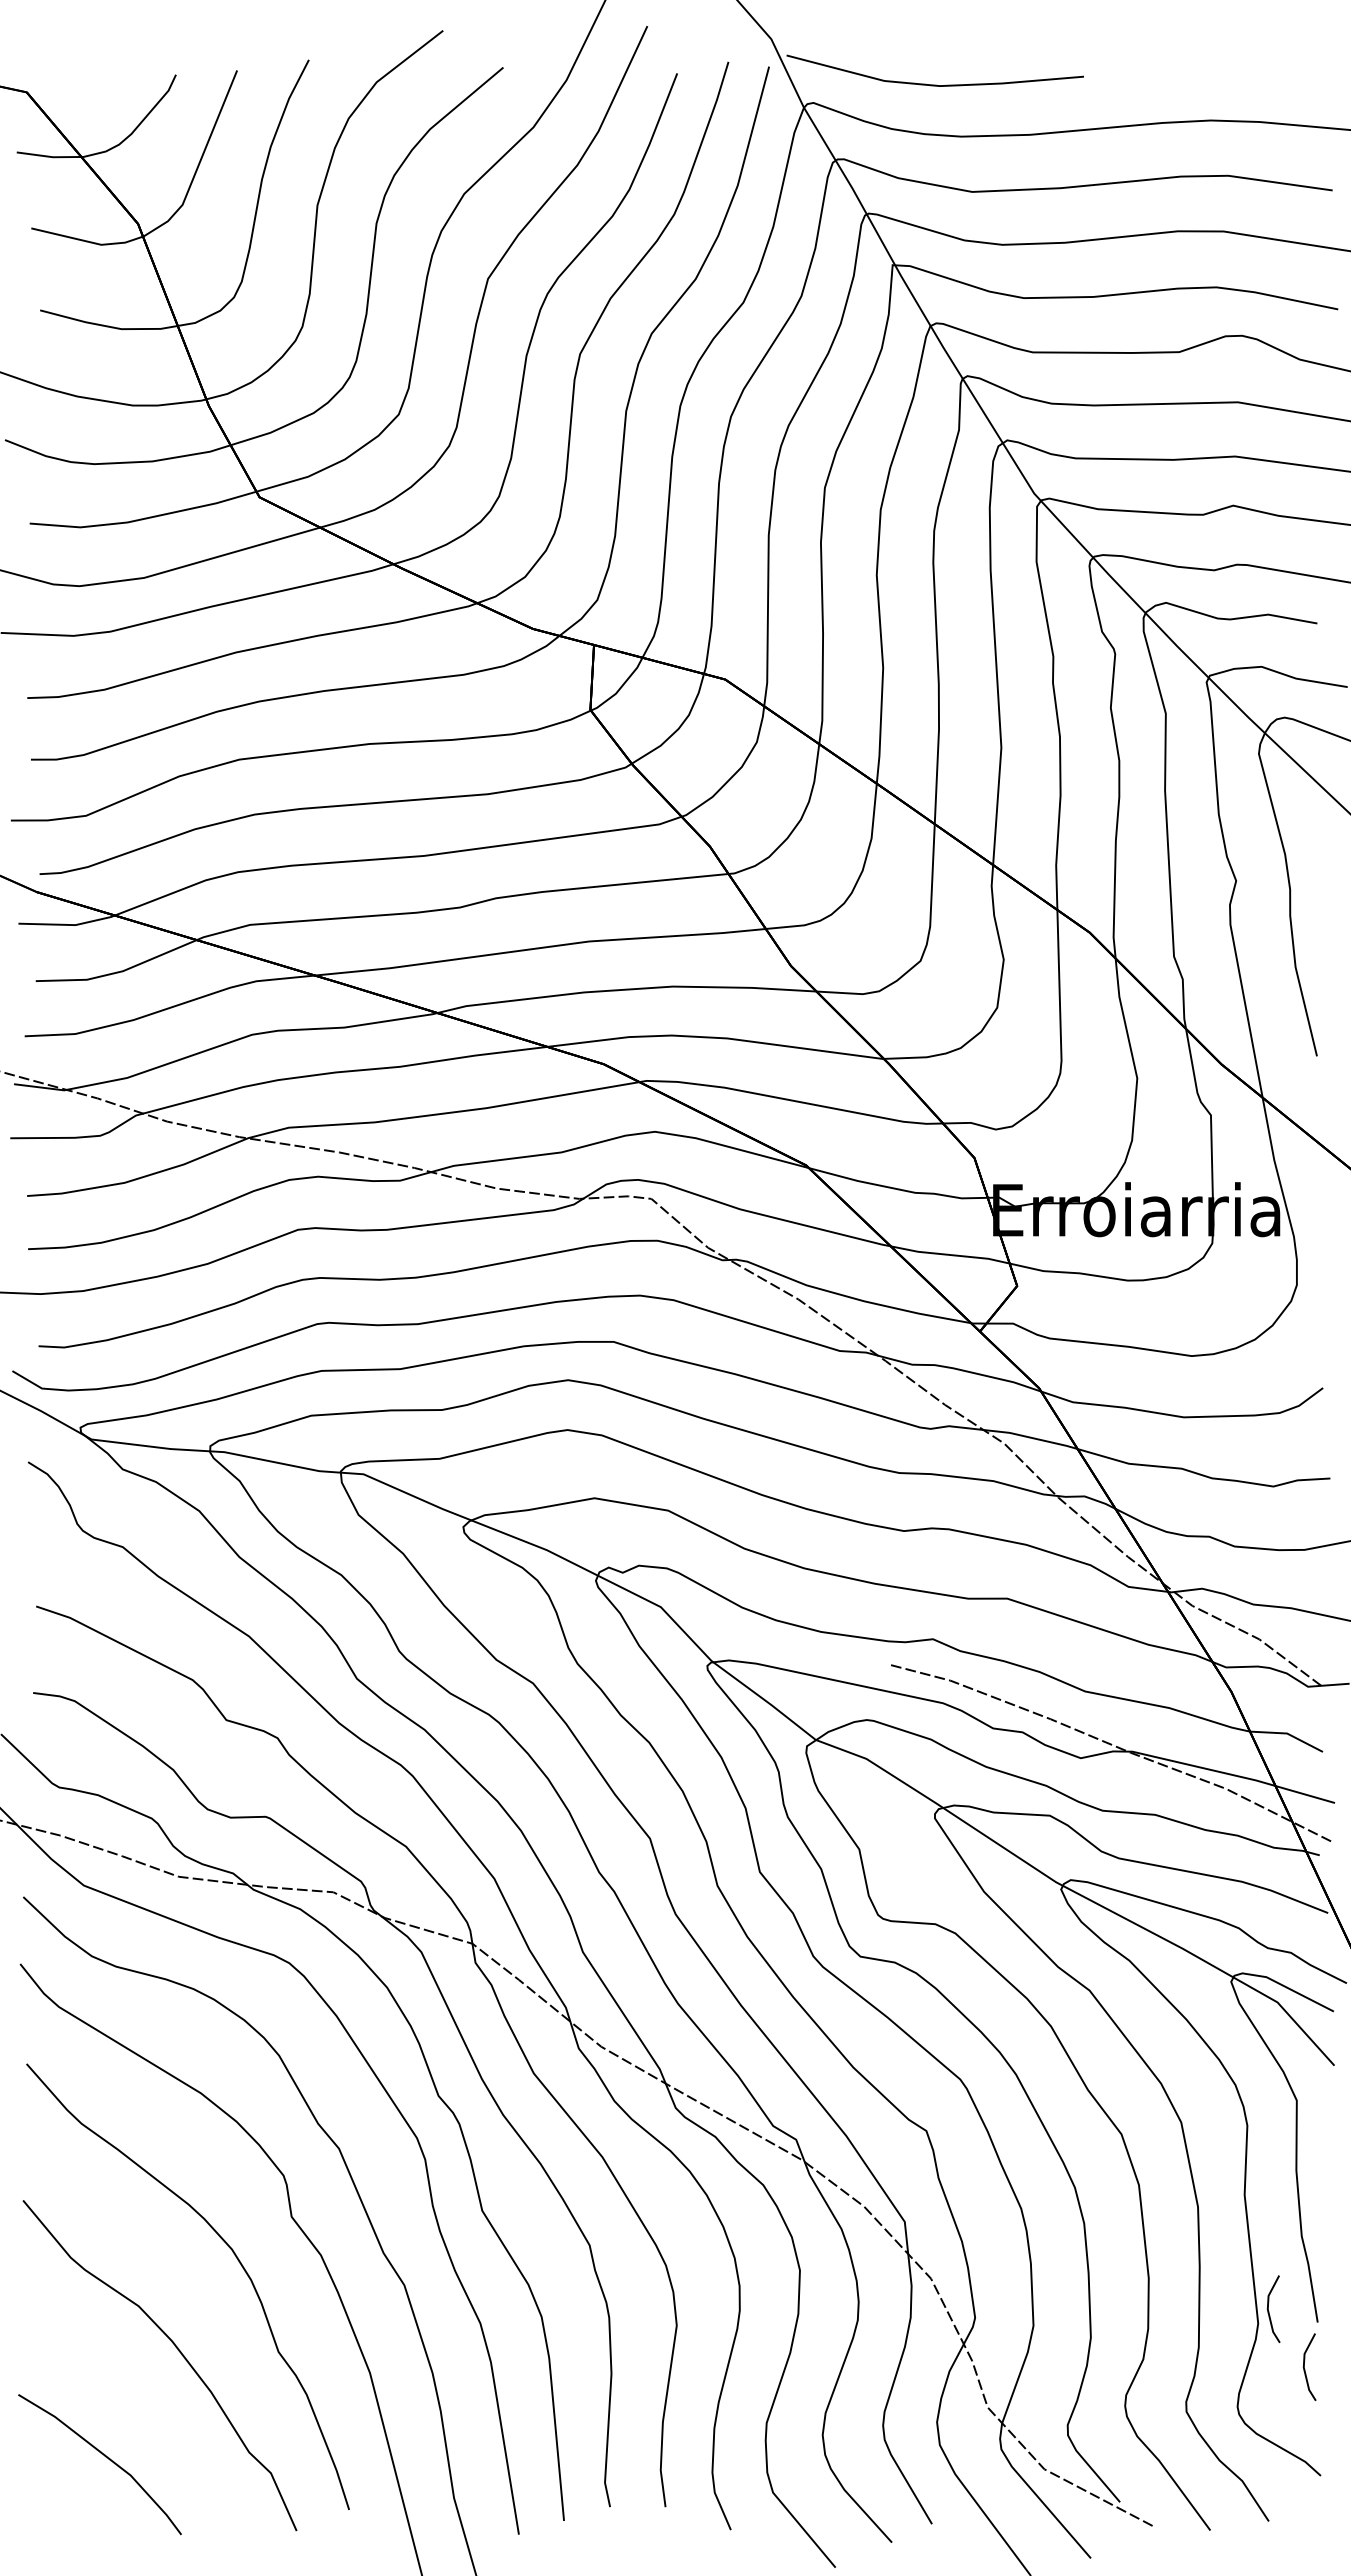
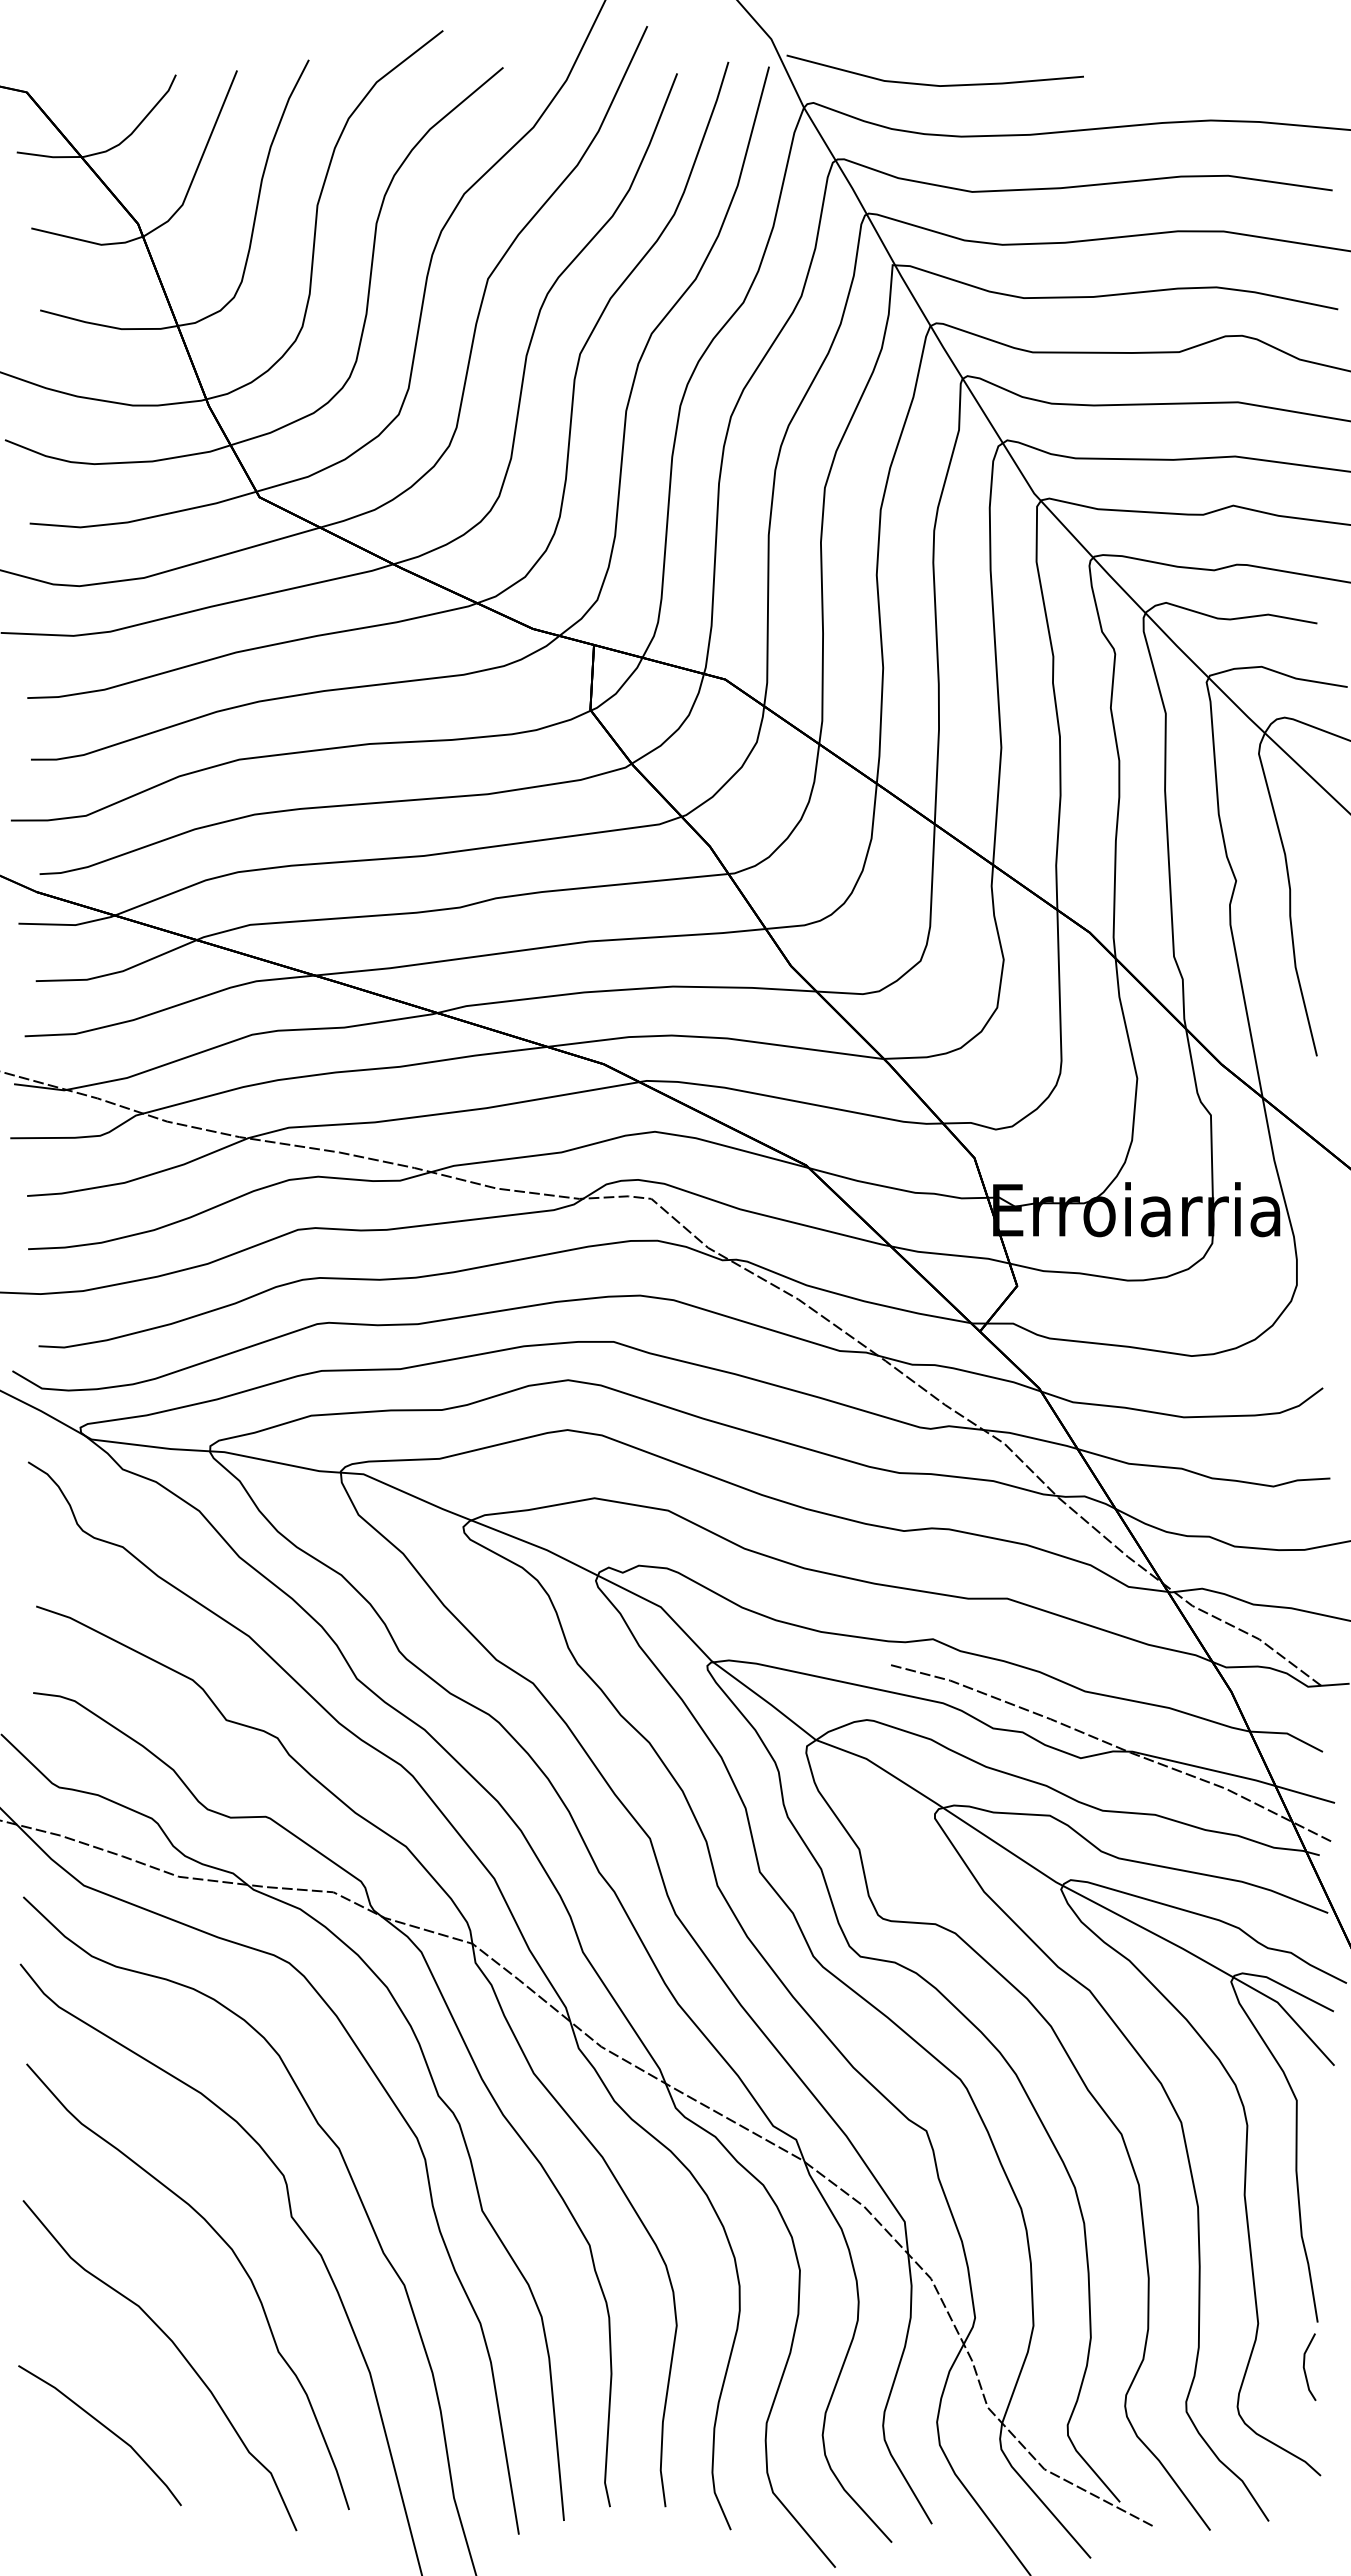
line: present -> none (1268, 2308)
line position: (105, 2457) -> (105, 2428) (105, 2428)
